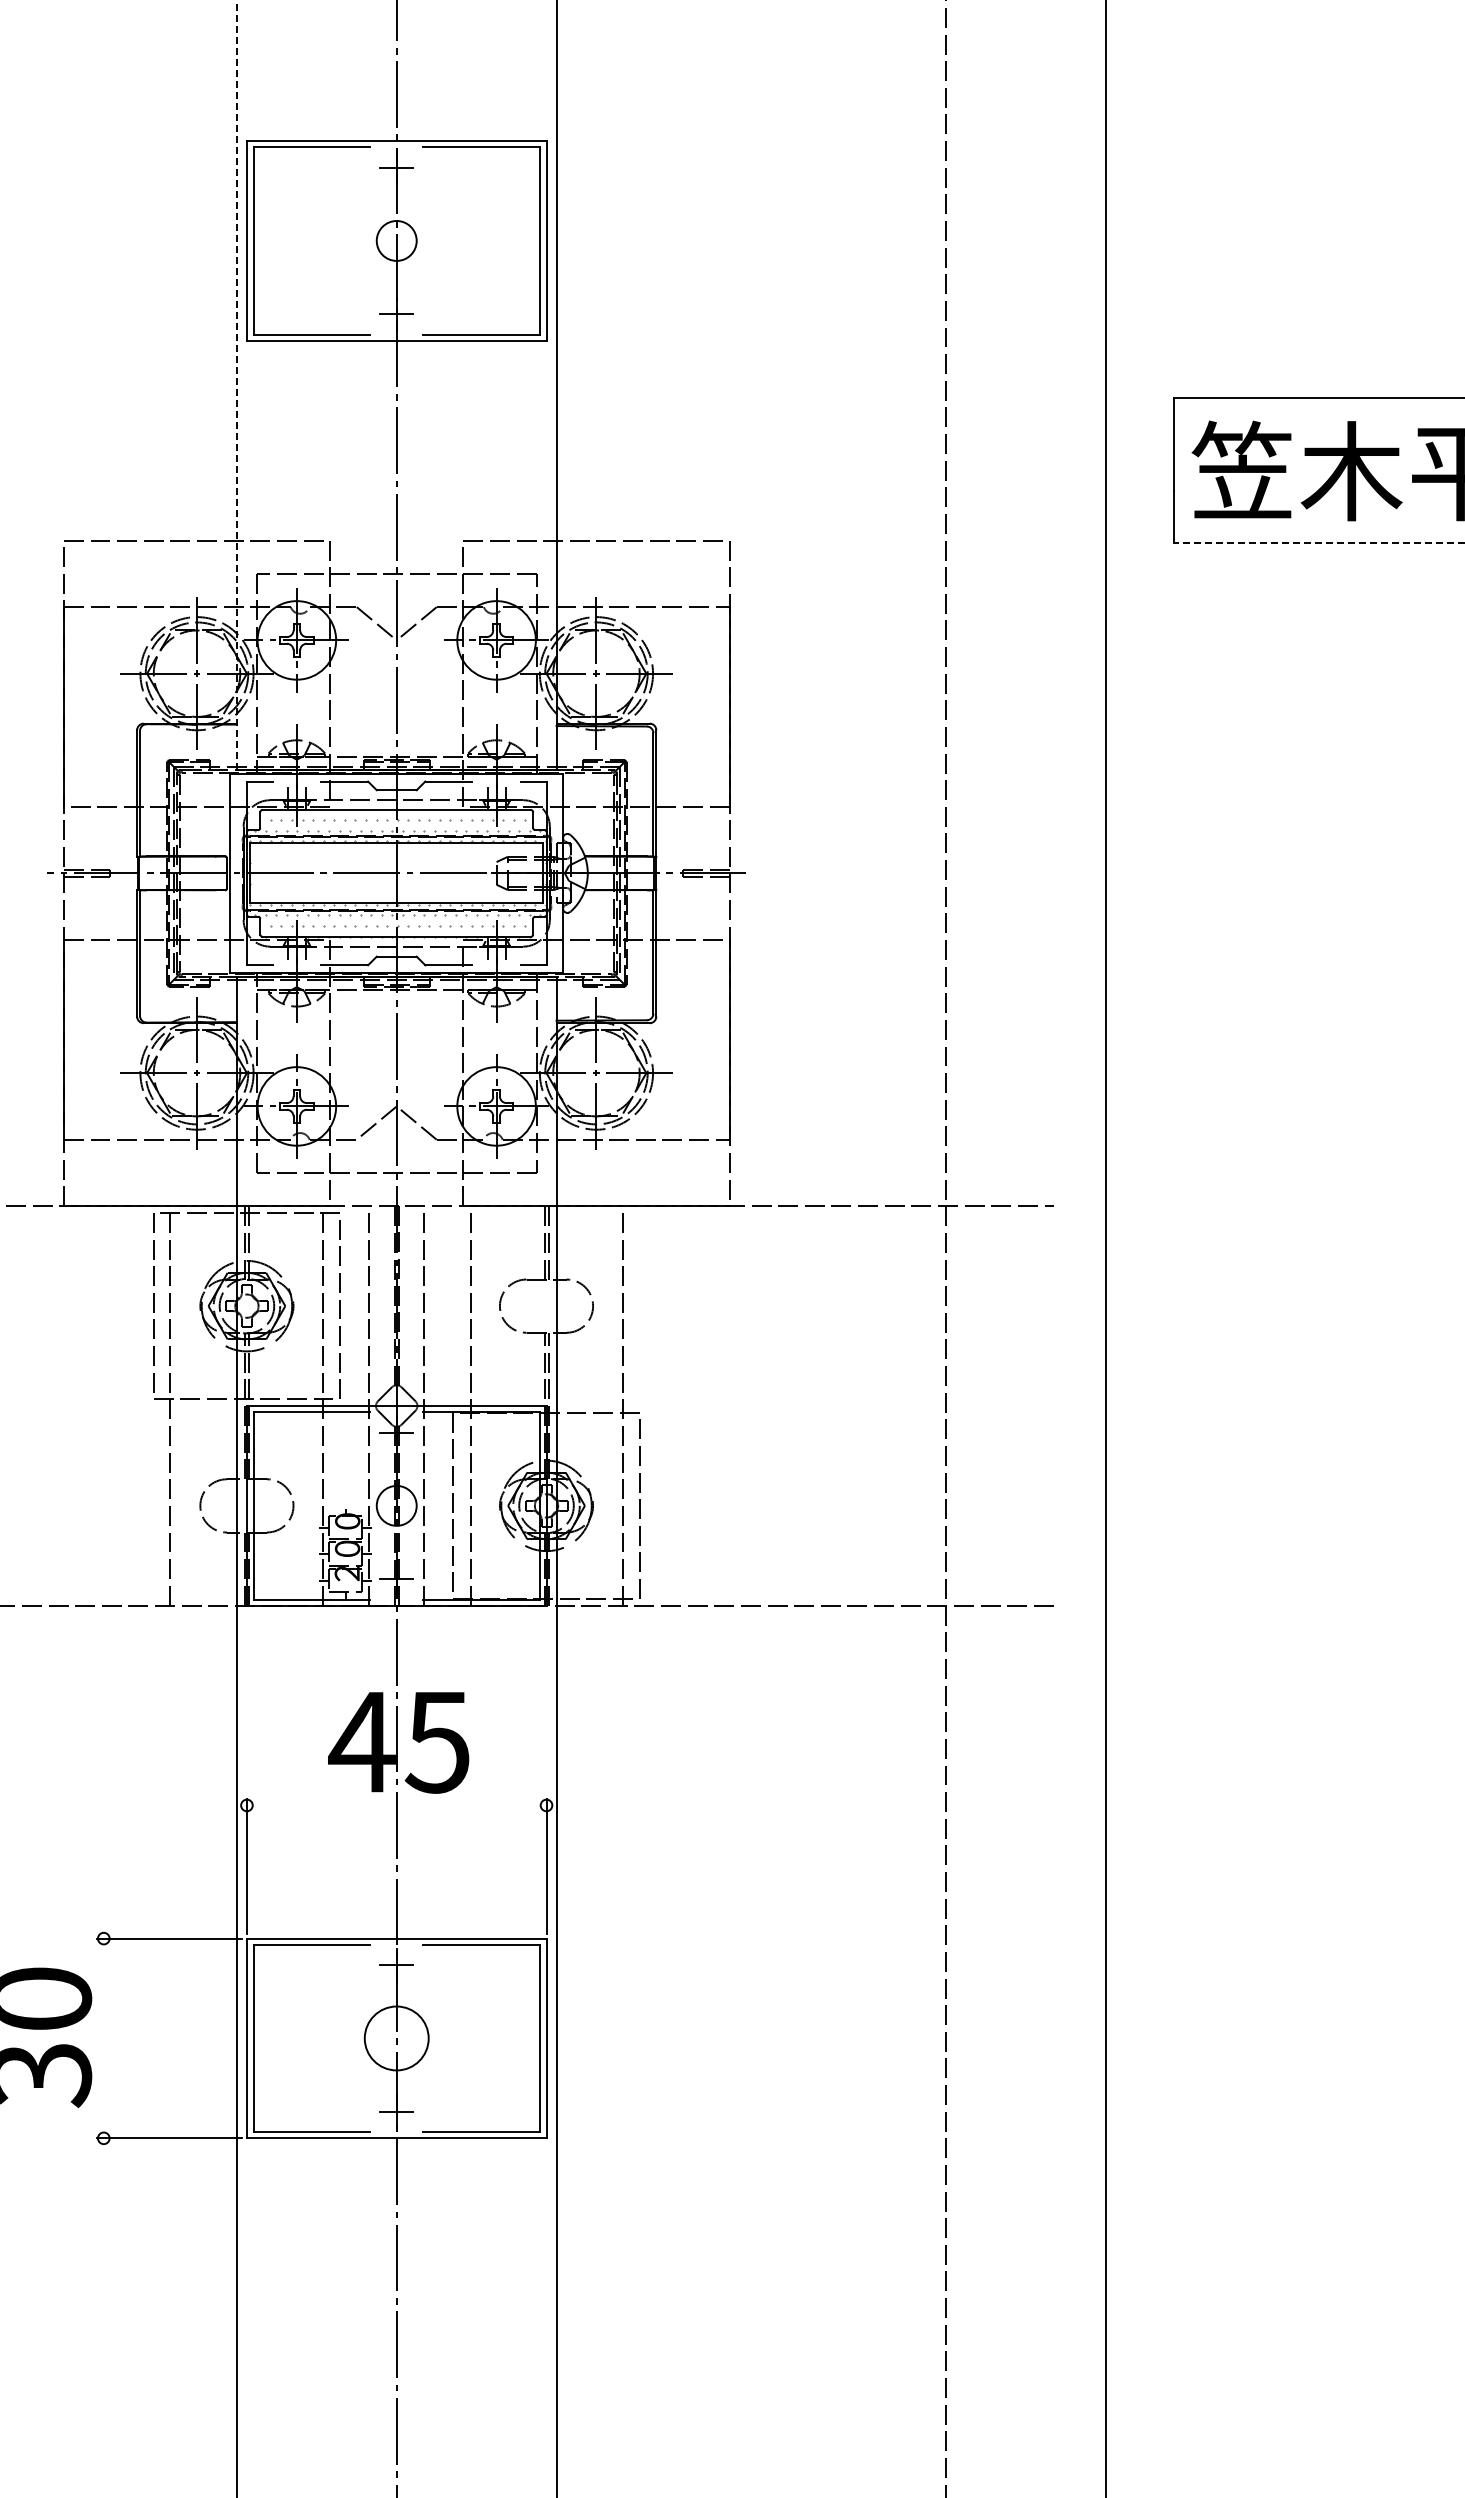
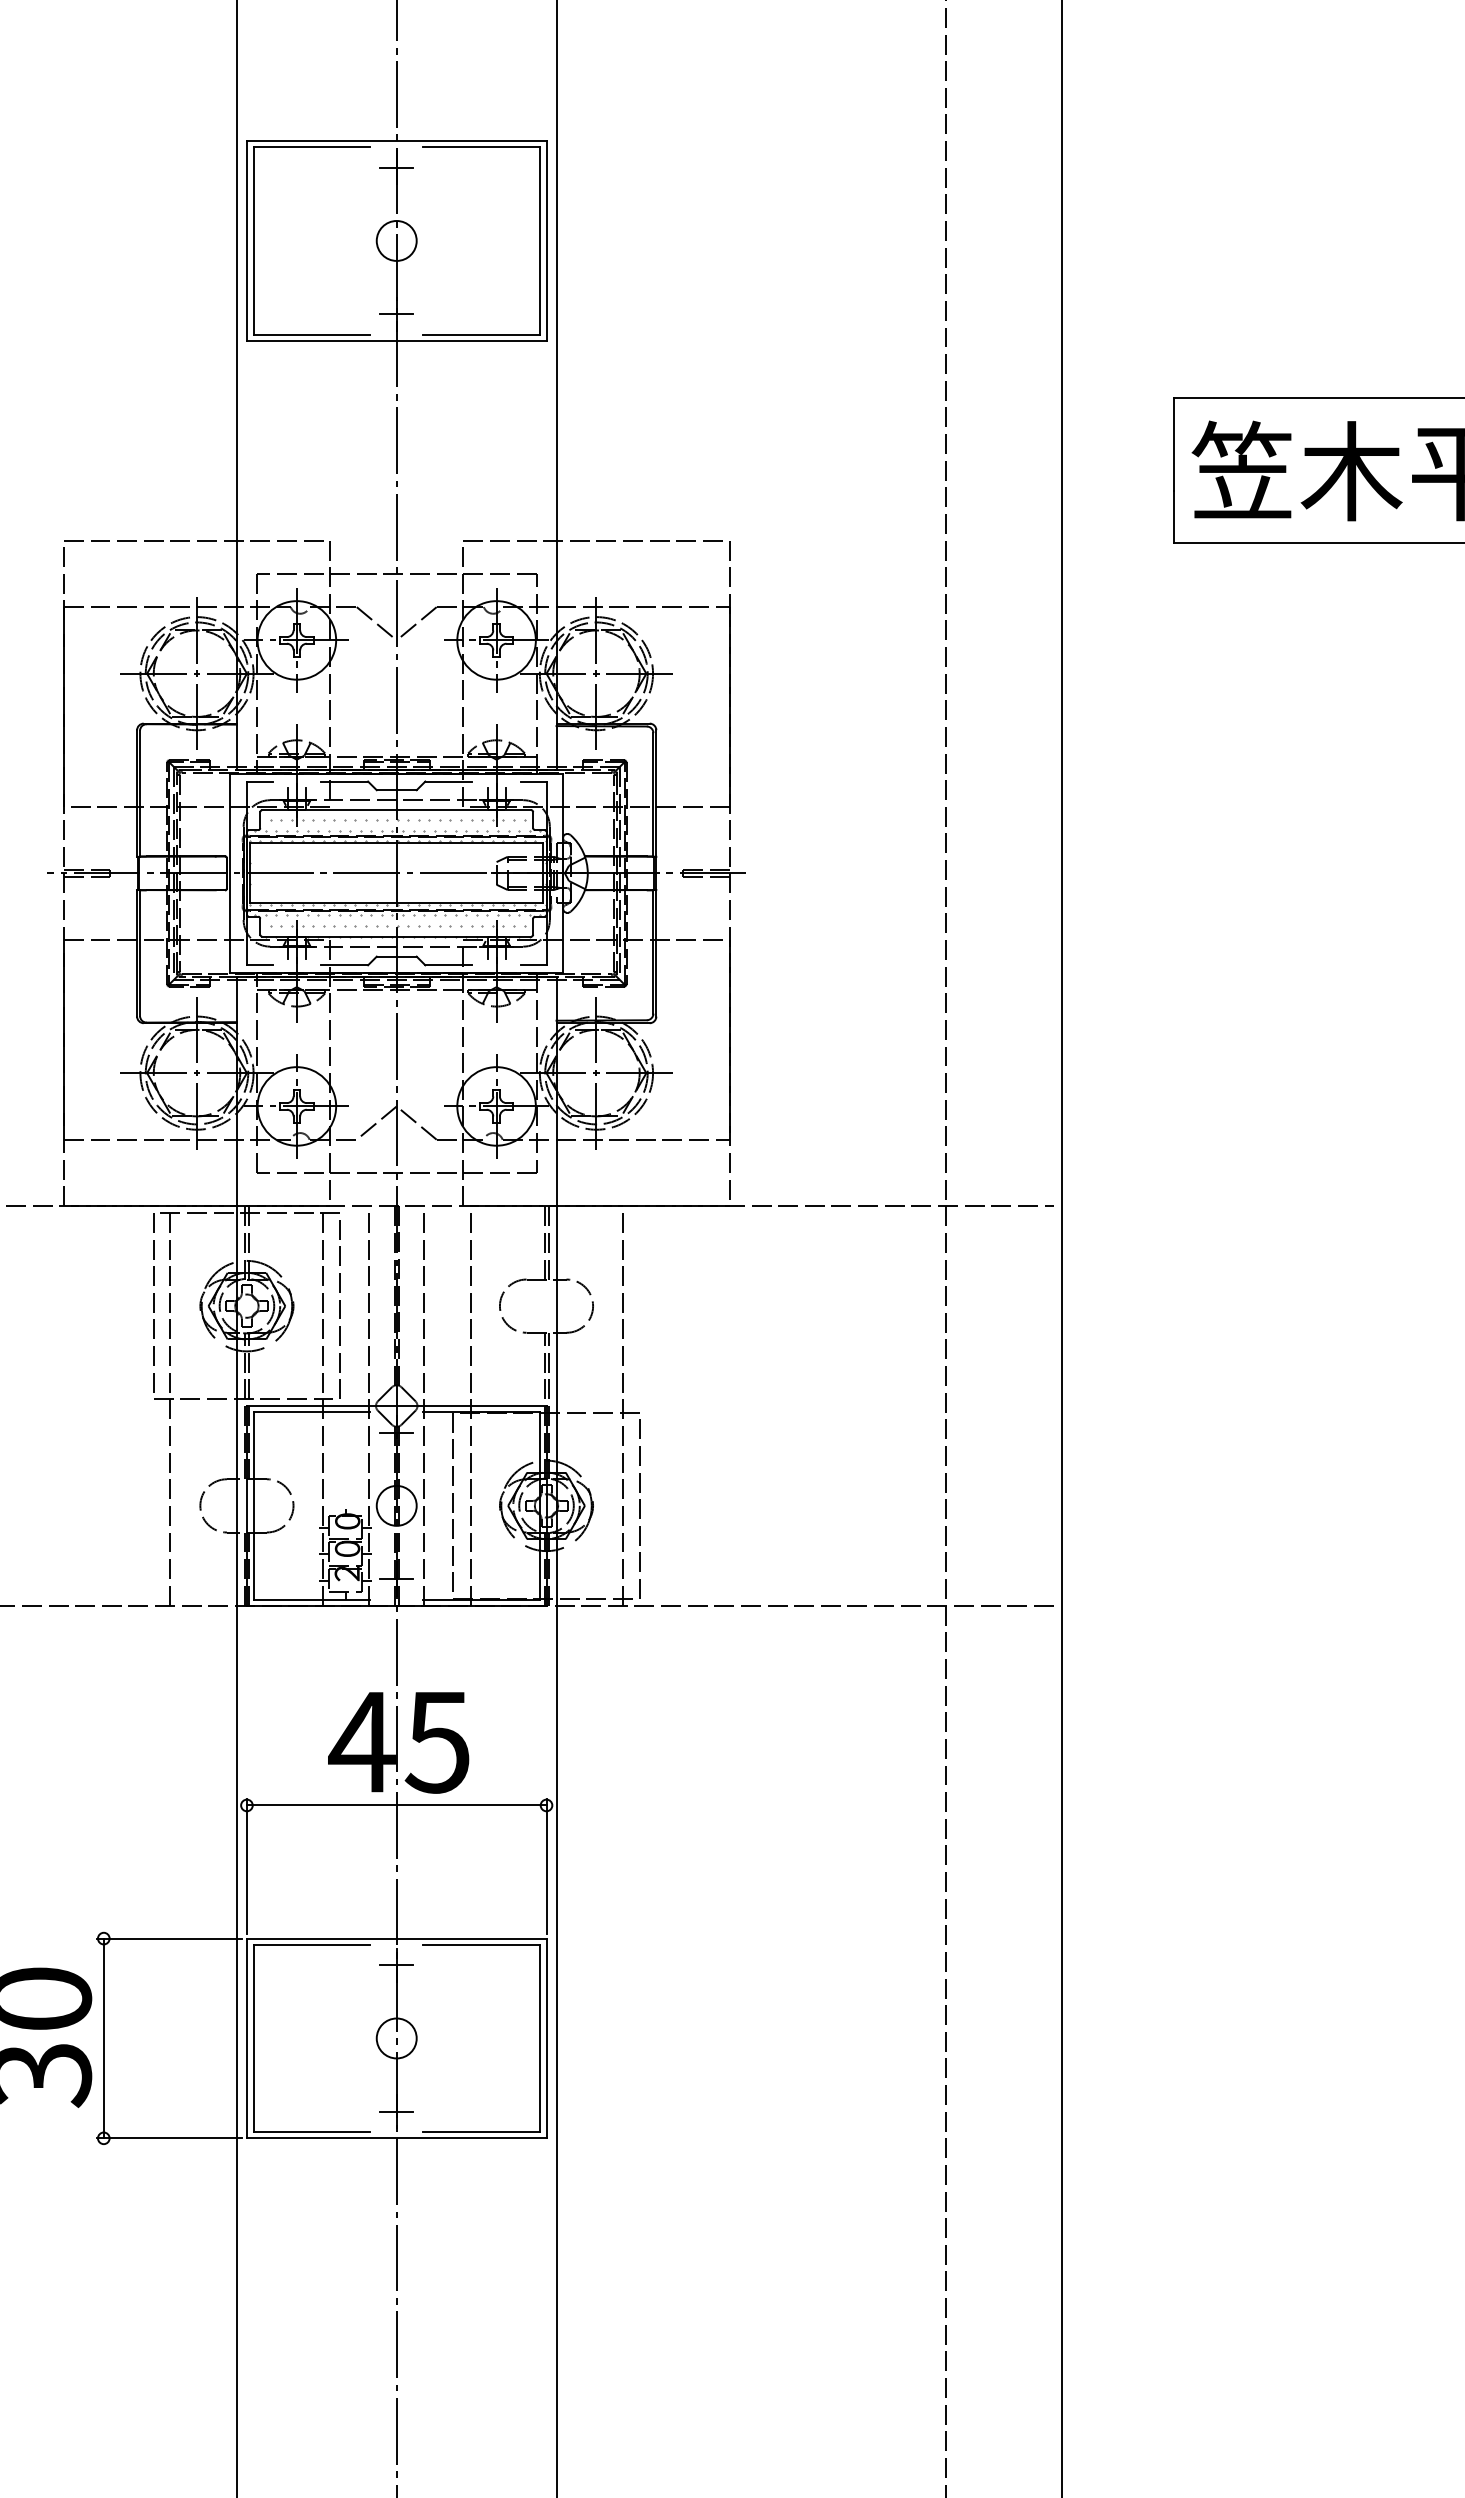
line: dashed -> solid (236, 385)
line: dashed -> solid (1318, 543)
line position: (1106, 1248) -> (1062, 1248) (1062, 1248)
line: none -> present (396, 1805)
line: none -> present (103, 2038)
circle diameter: 64 px -> 40 px (396, 2038)
